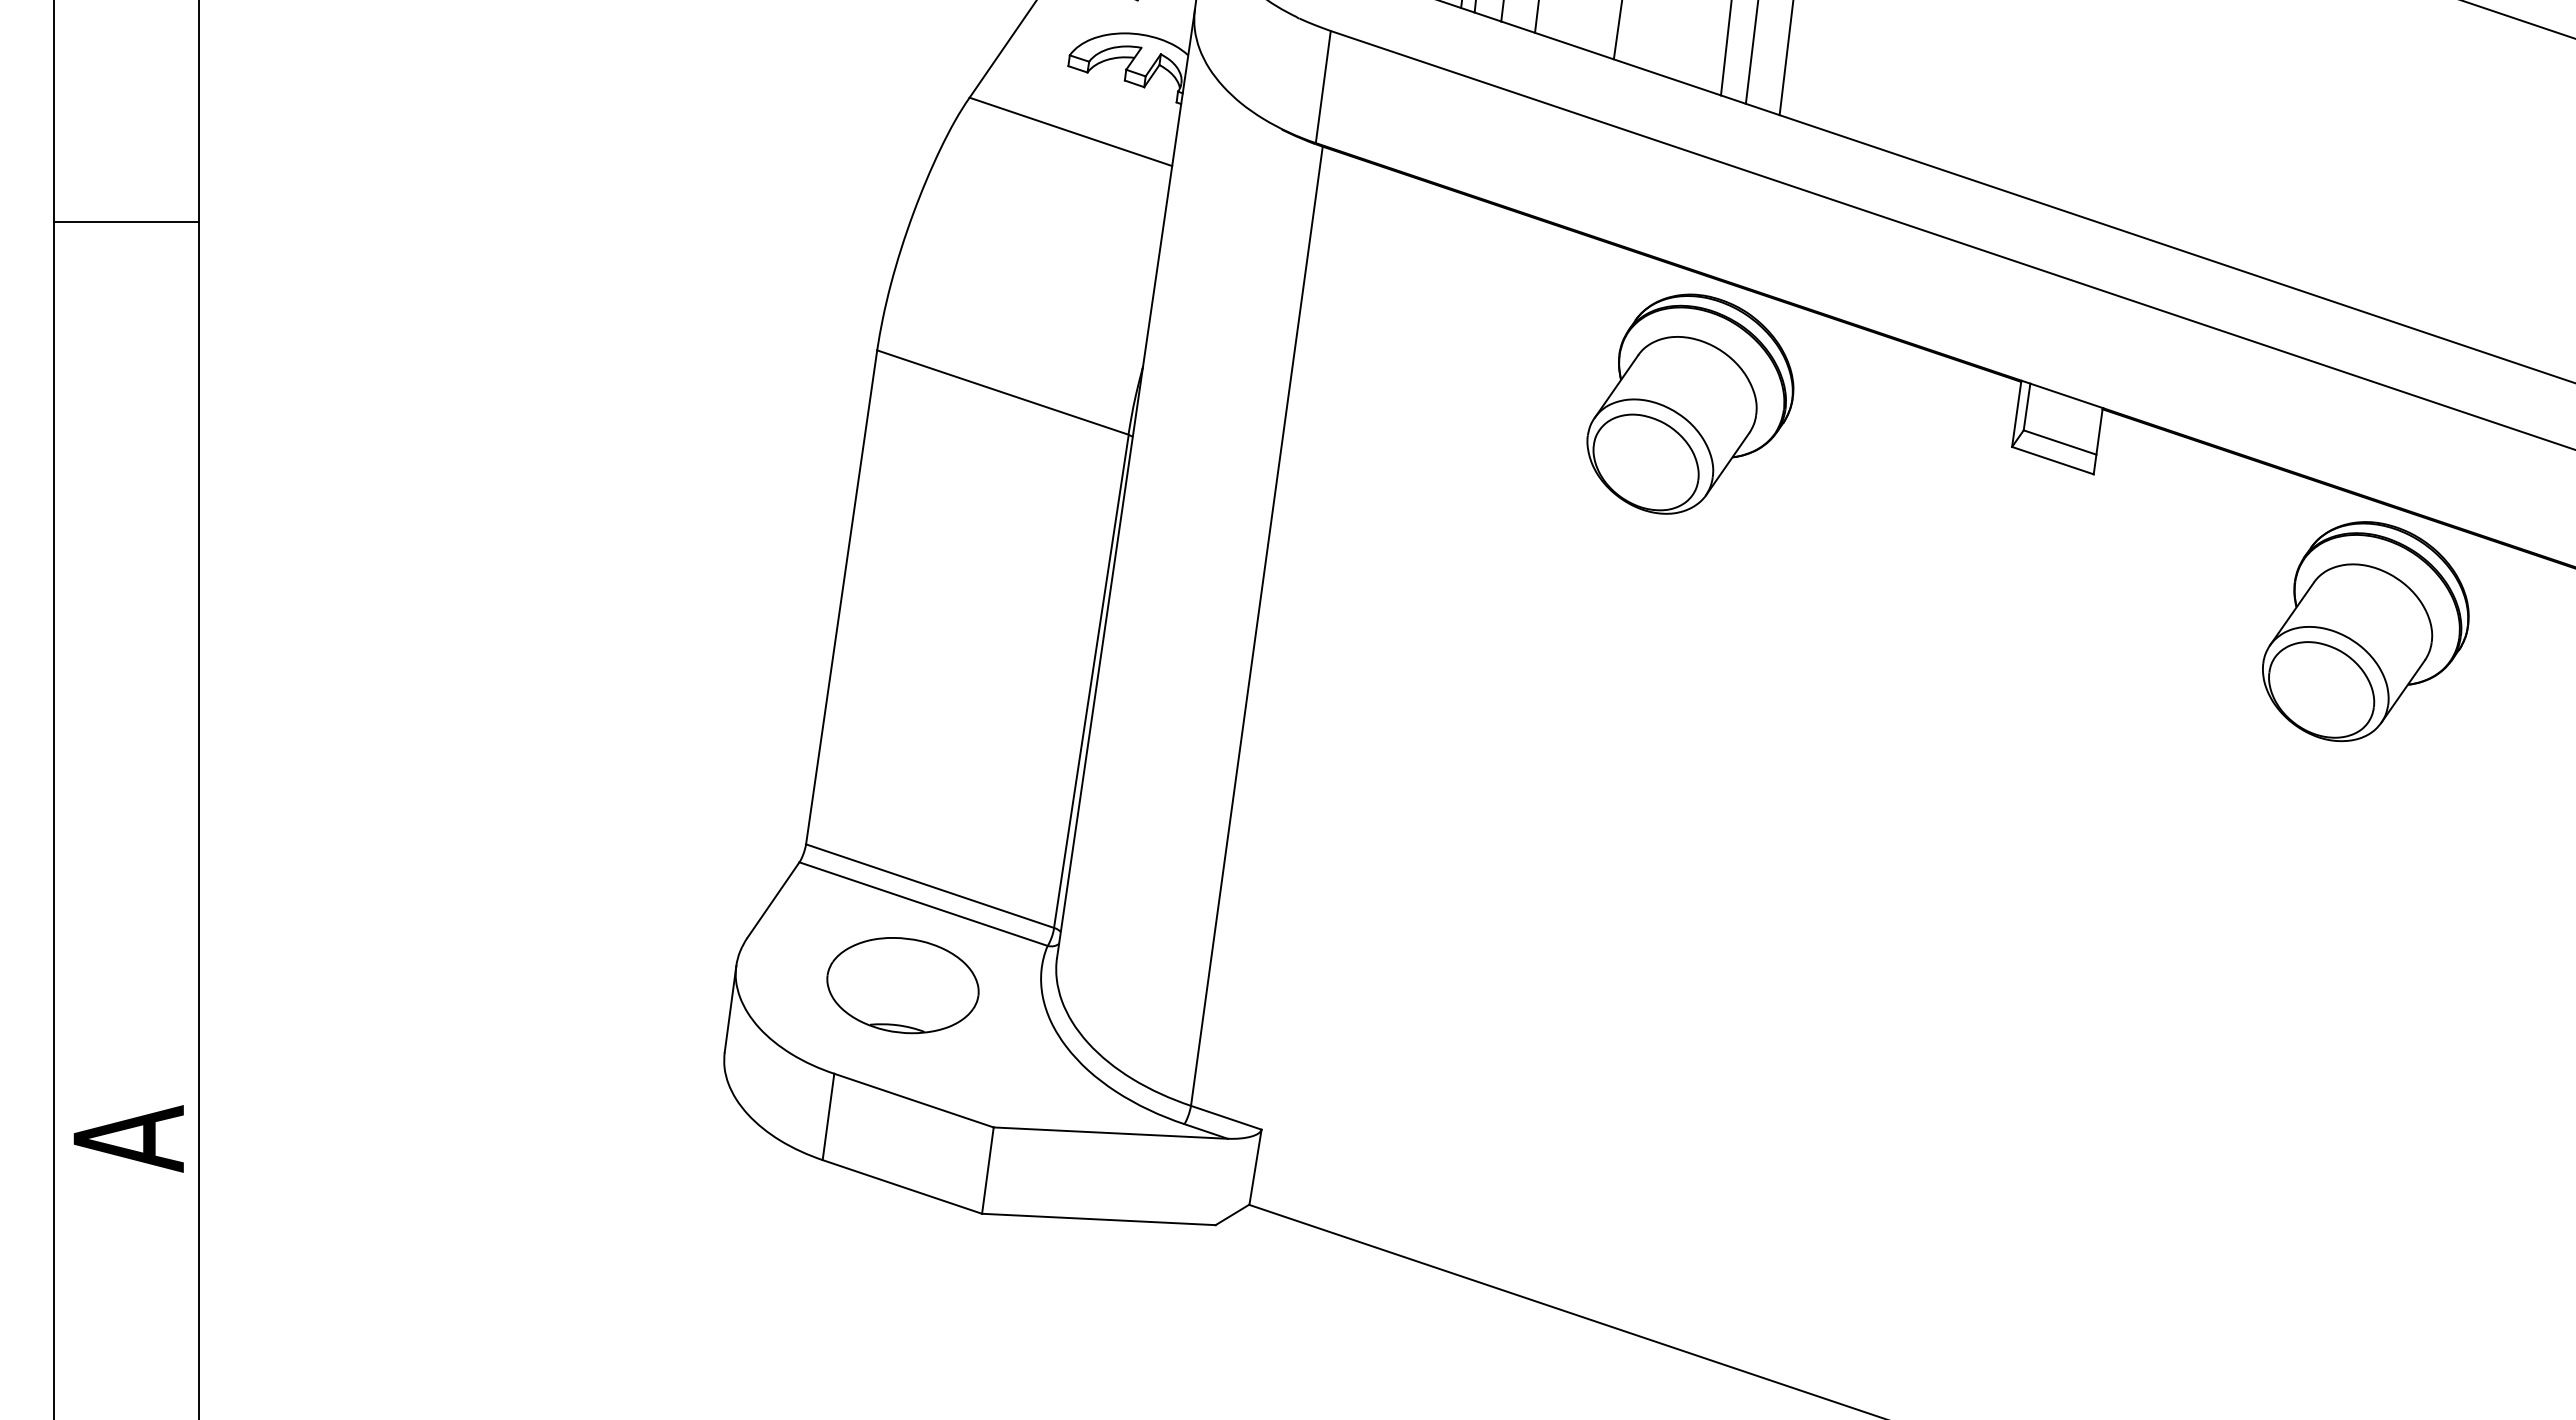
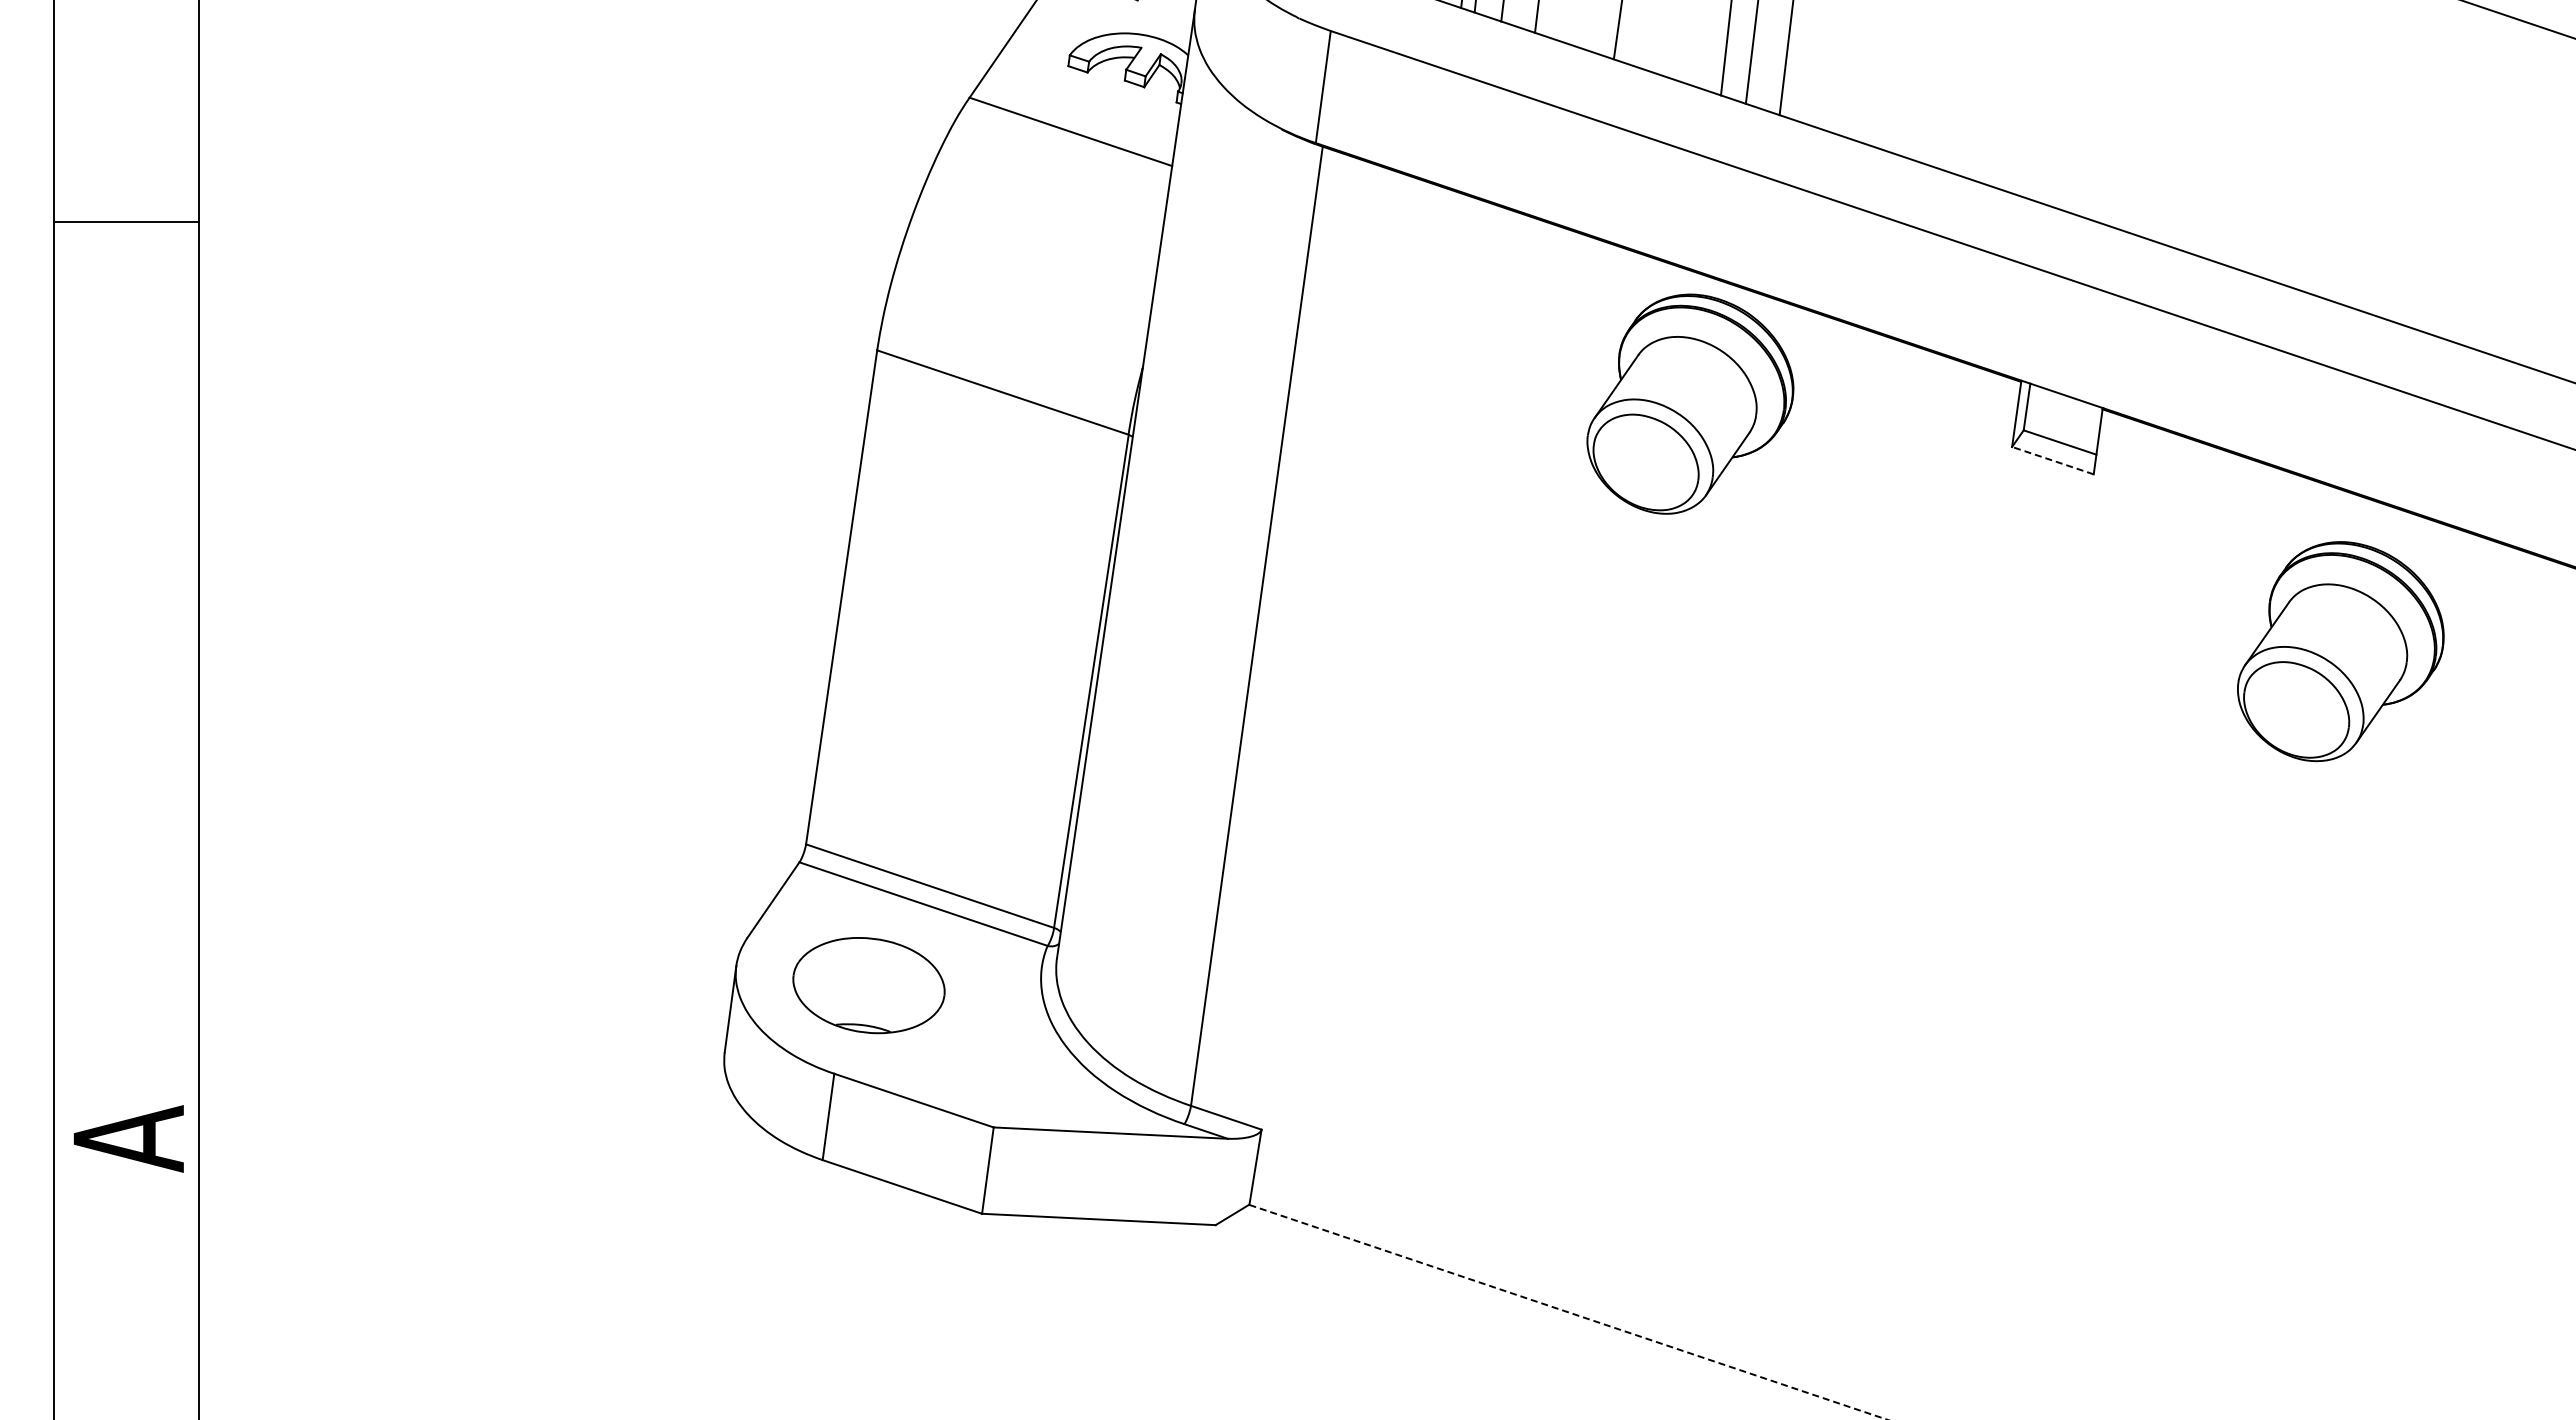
line: solid -> dashed (2052, 460)
part position: (2365, 631) -> (2340, 651) (2340, 651)
part position: (902, 985) -> (868, 985) (868, 985)
line: solid -> dashed (1568, 1312)
